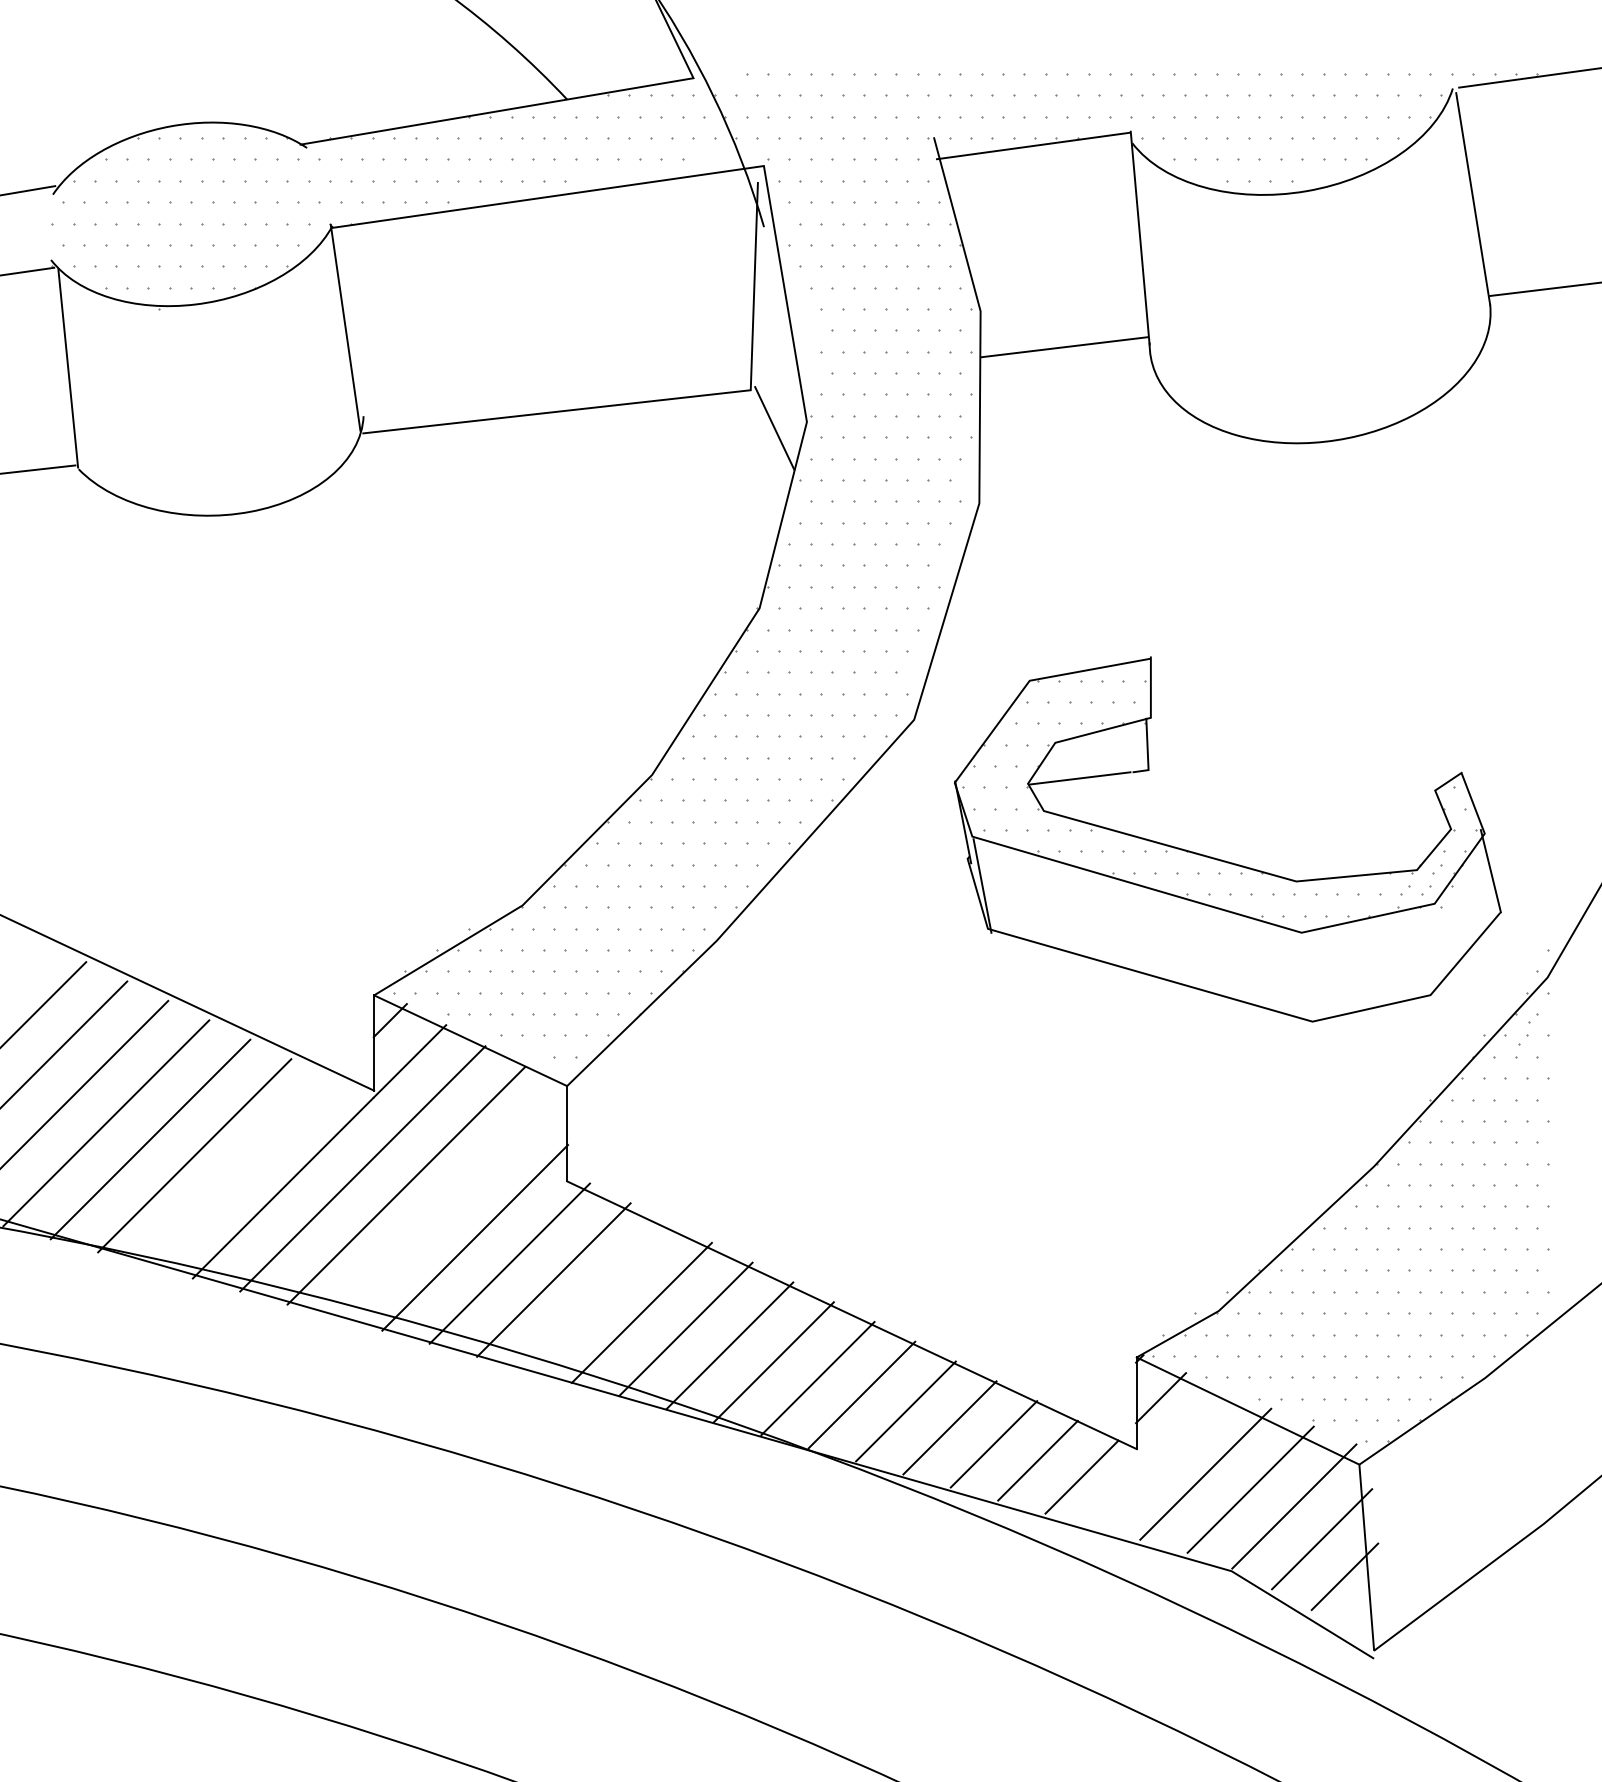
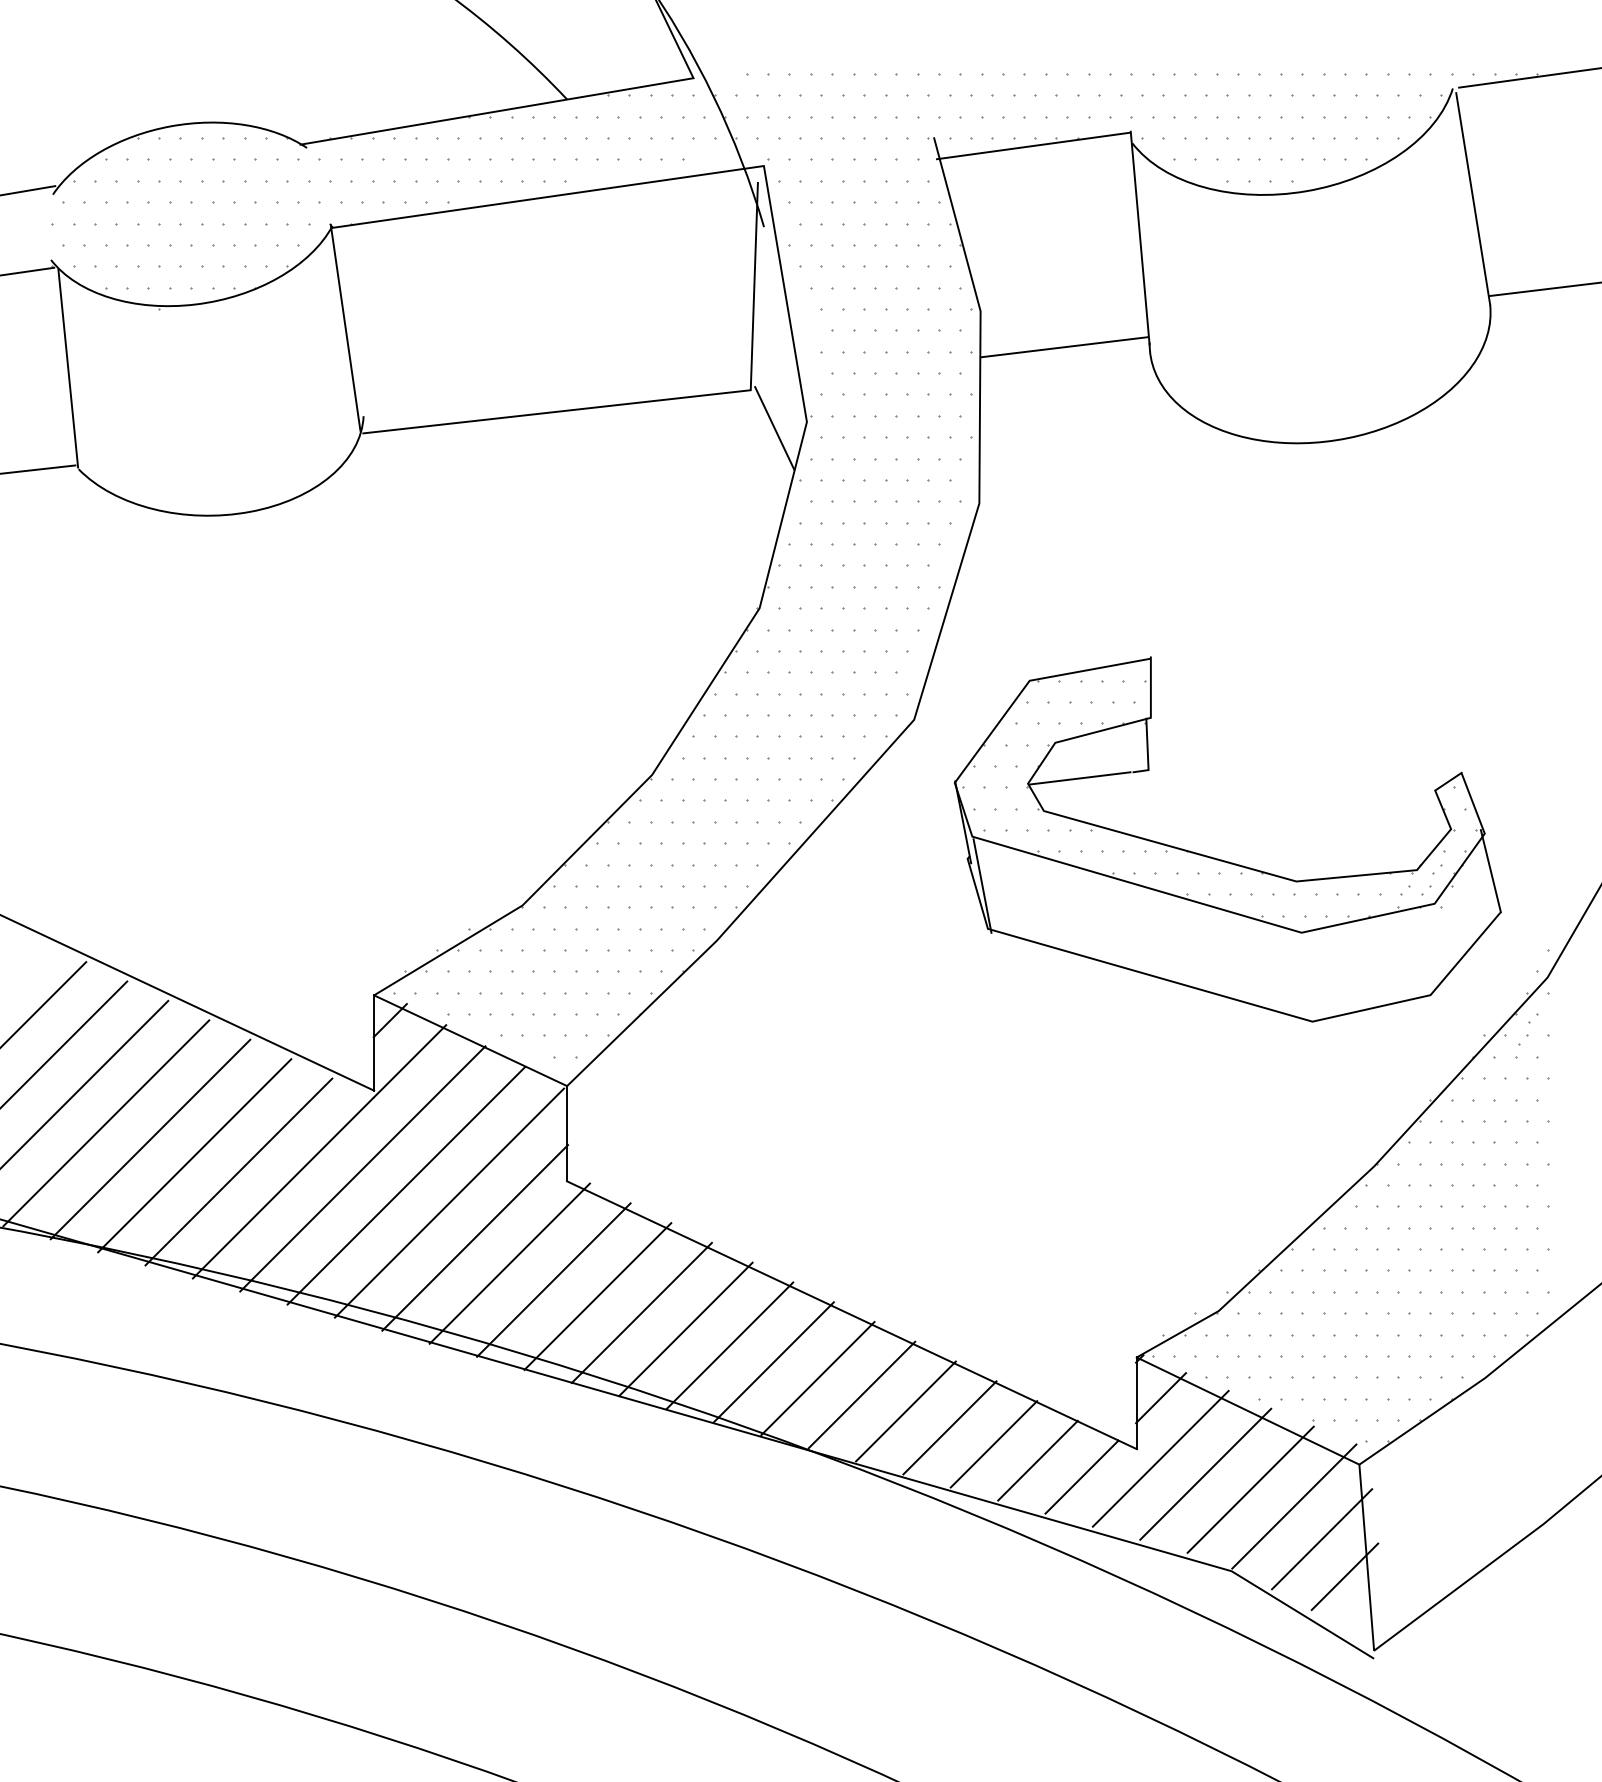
line: none -> present (238, 1171)
line: none -> present (449, 1202)
line: none -> present (597, 1296)
line: none -> present (1160, 1458)
